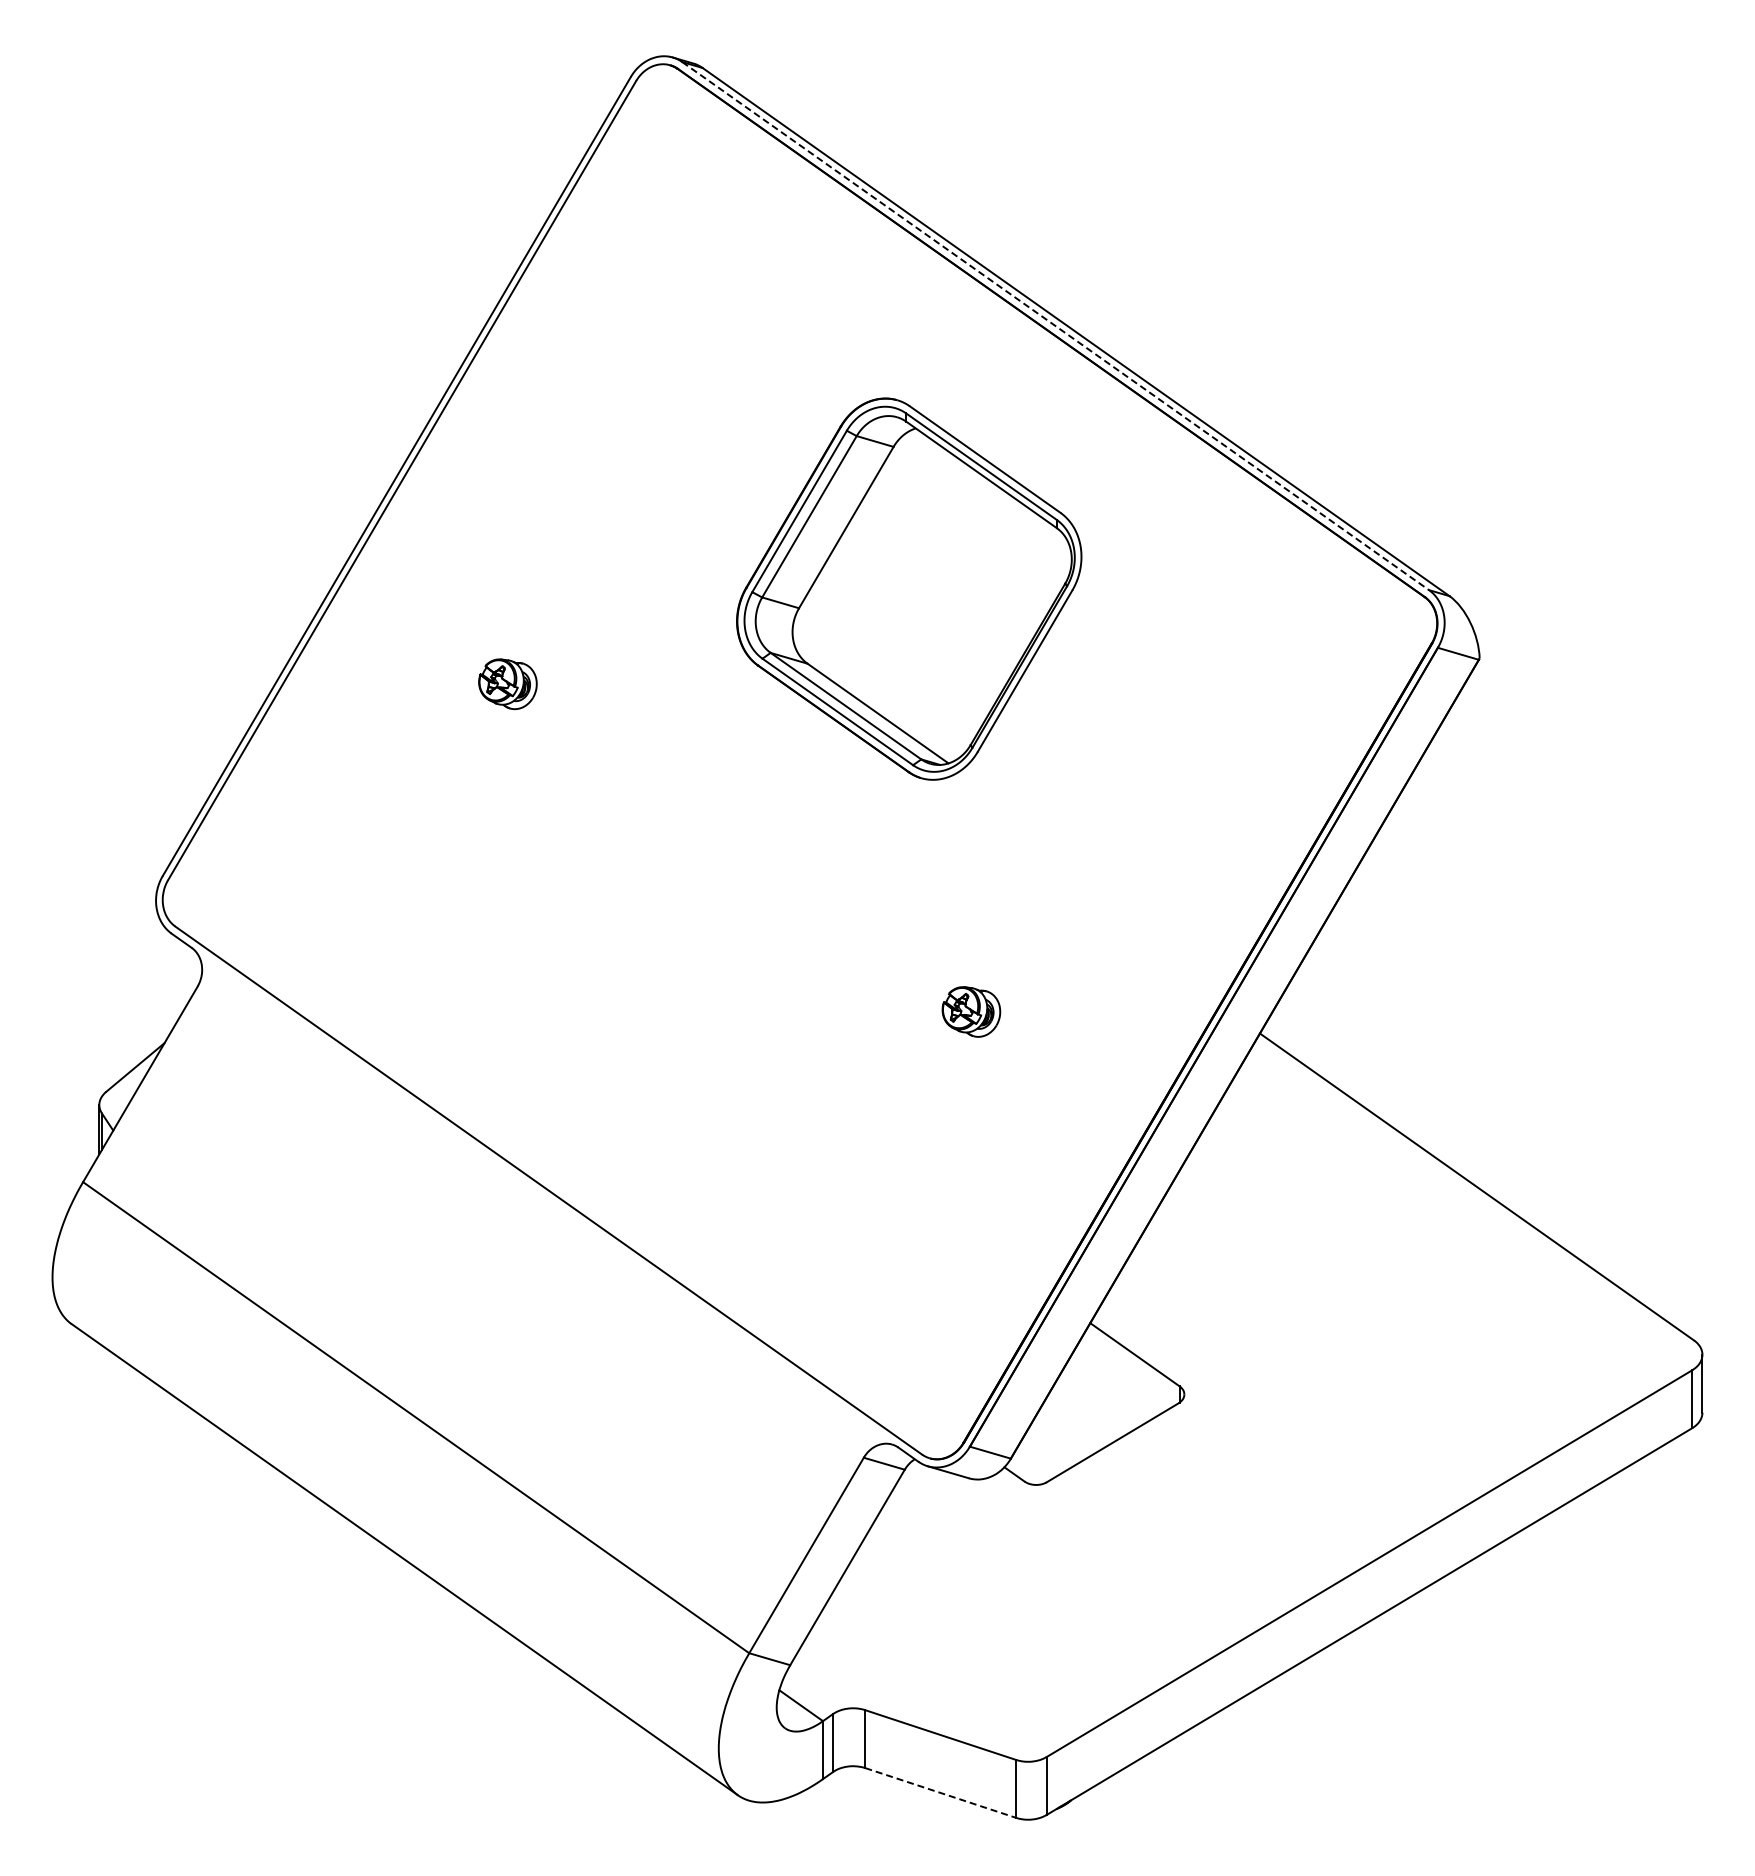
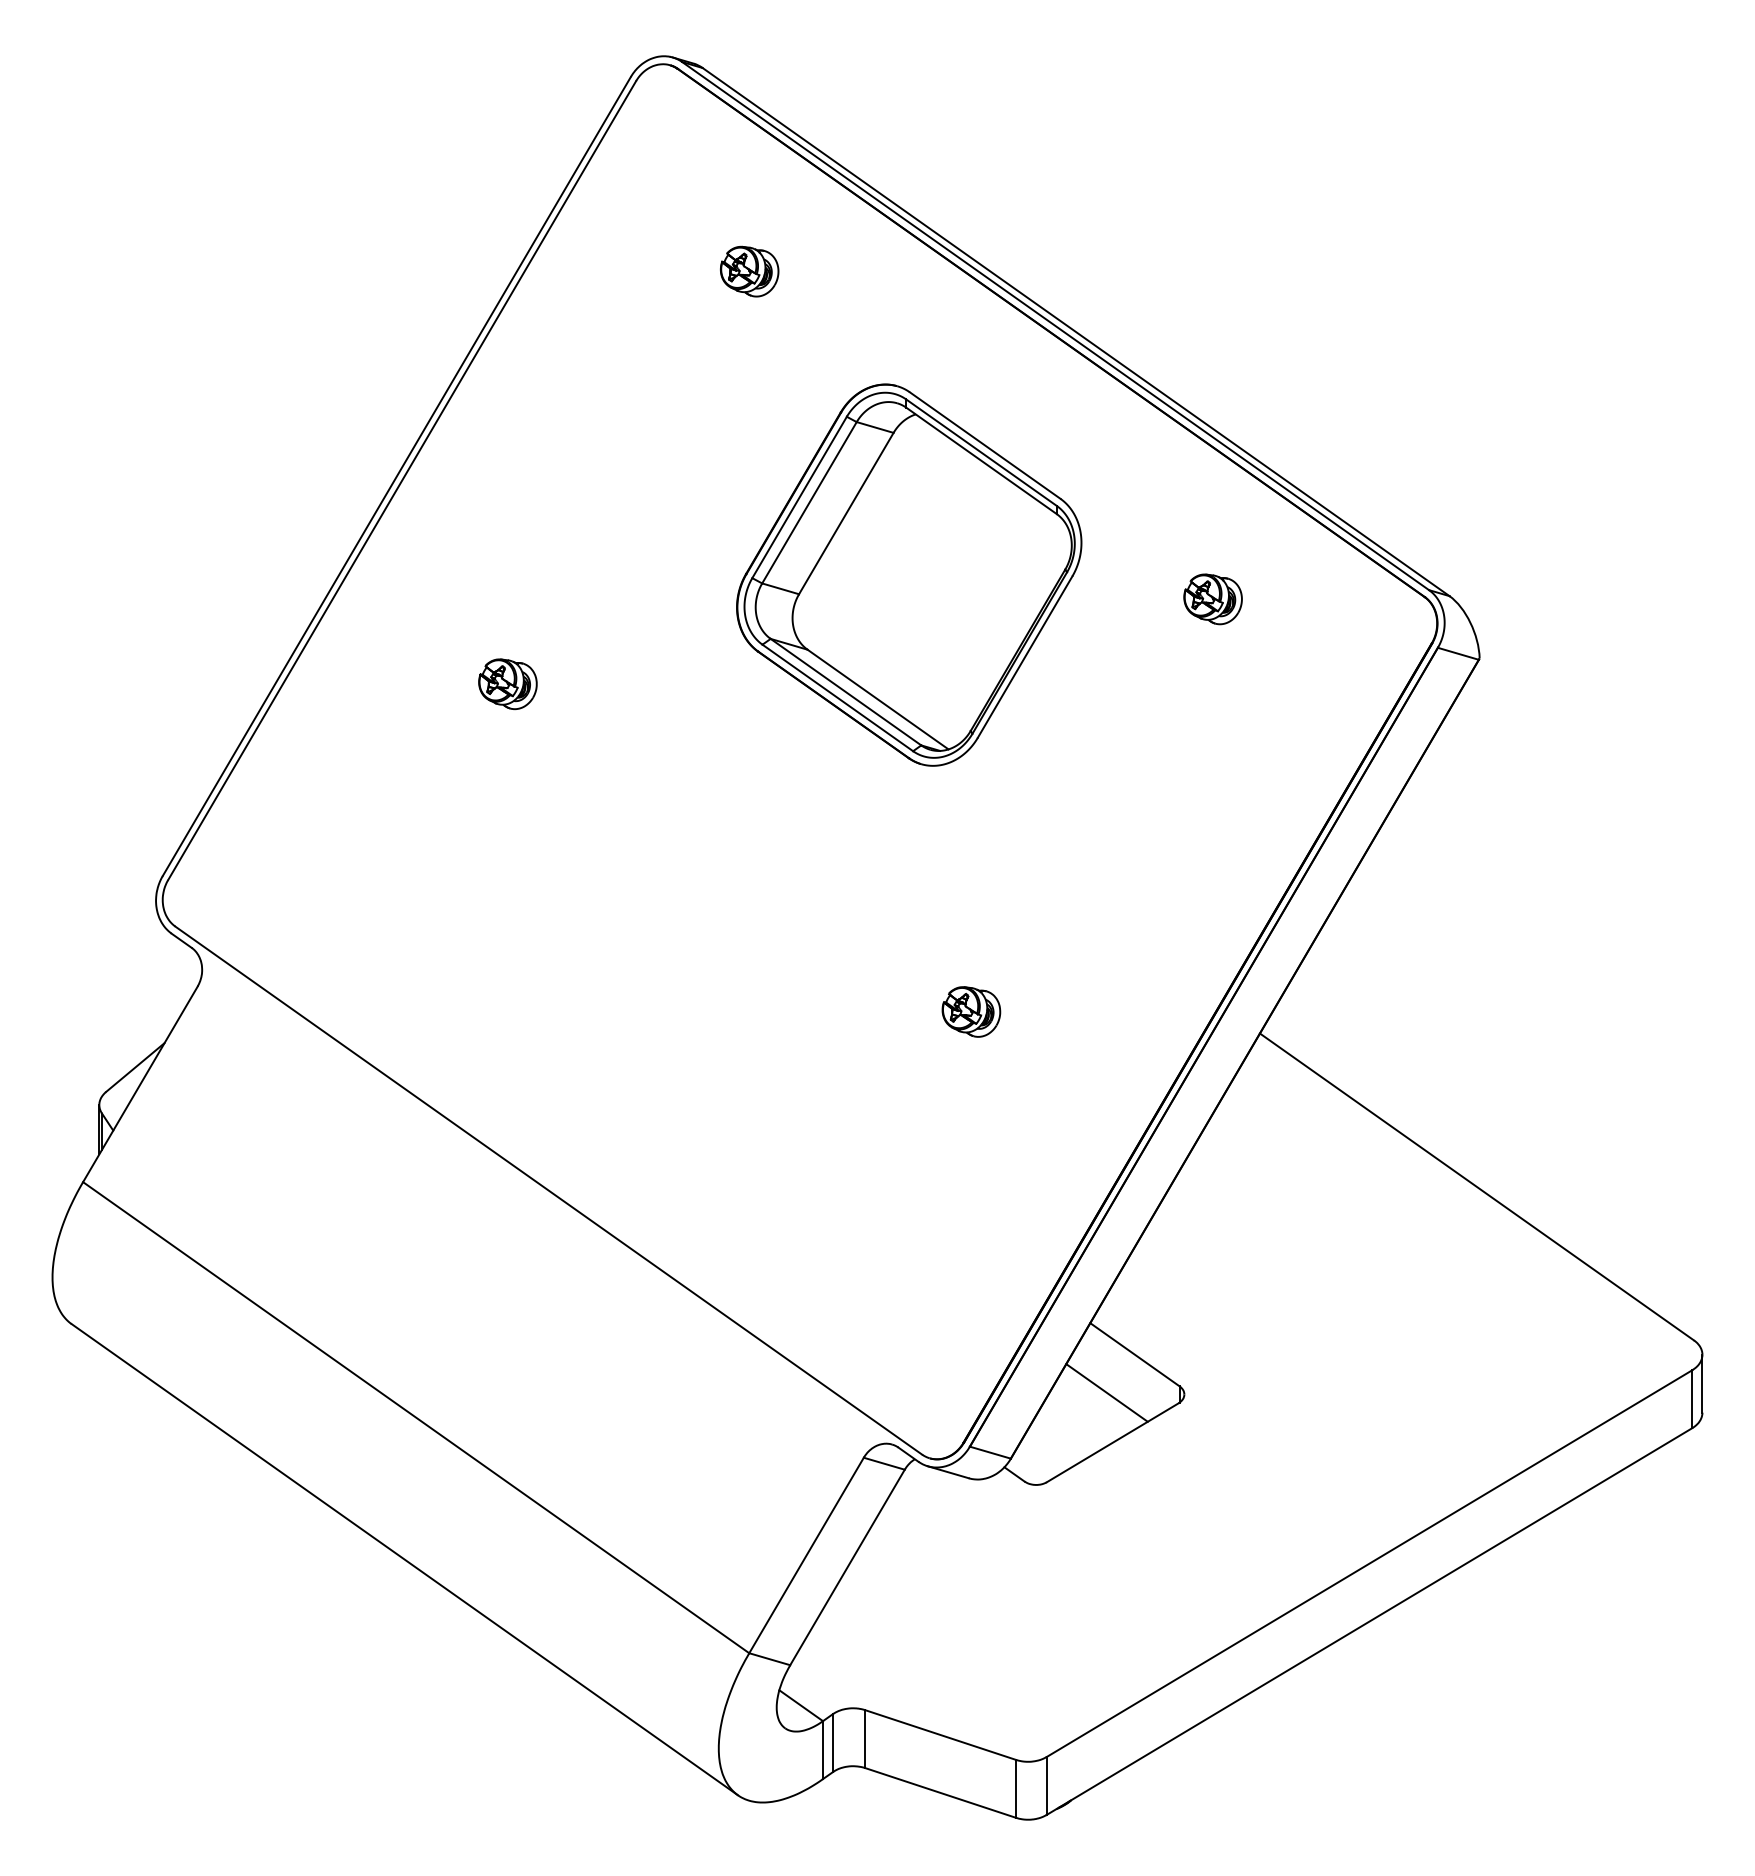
part: none -> present (749, 271)
line: dashed -> solid (1056, 326)
part position: (909, 588) -> (909, 574) (909, 574)
part: none -> present (1212, 599)
line: none -> present (1106, 1392)
line: dashed -> solid (941, 1793)
